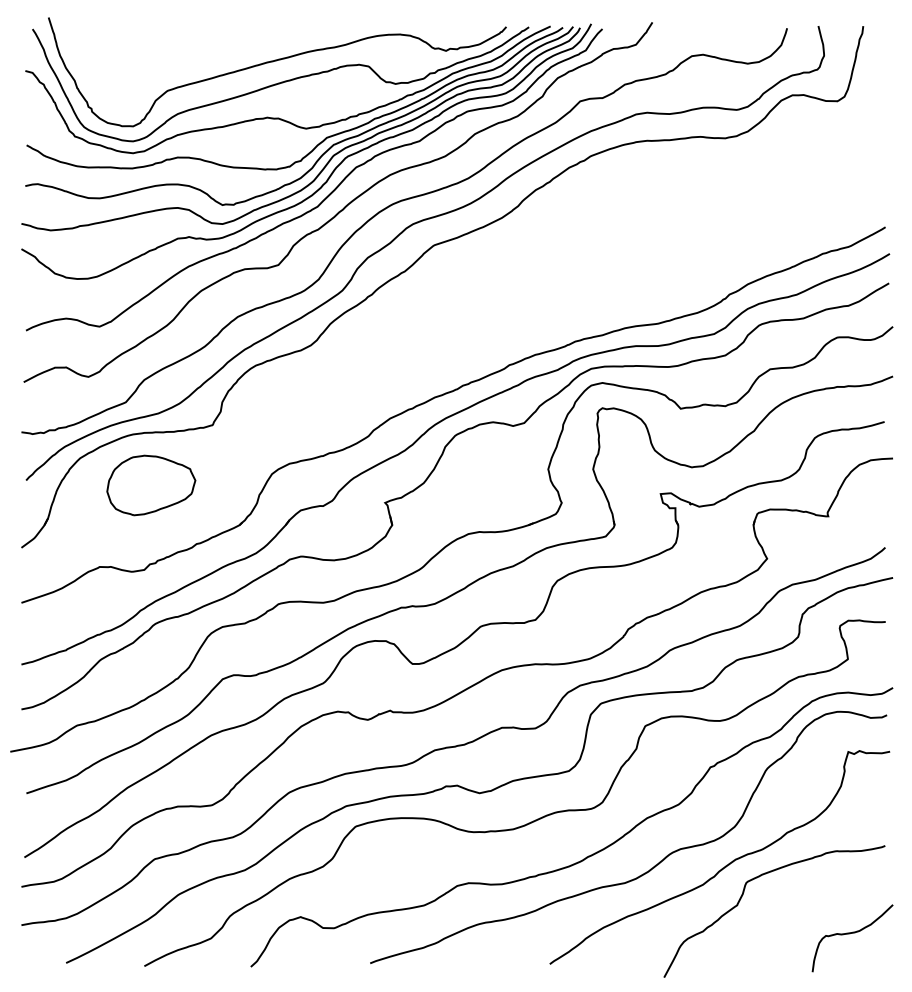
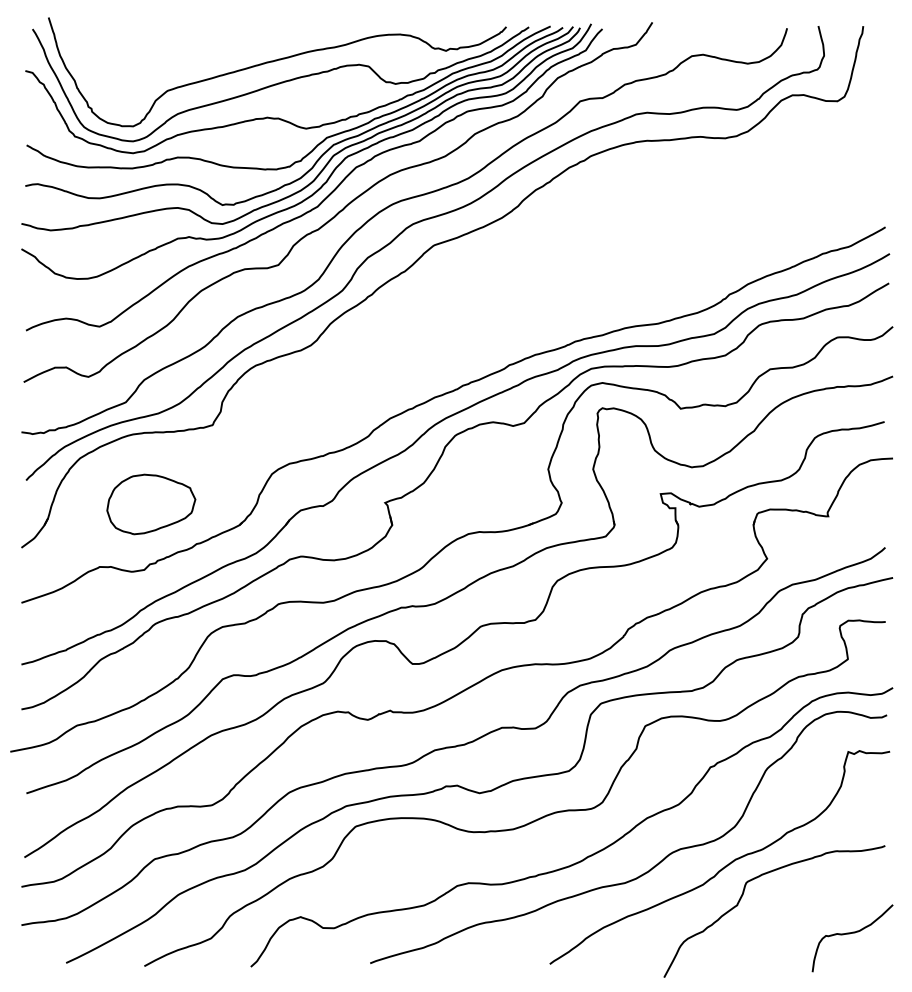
part position: (151, 485) -> (151, 504) (151, 504)
